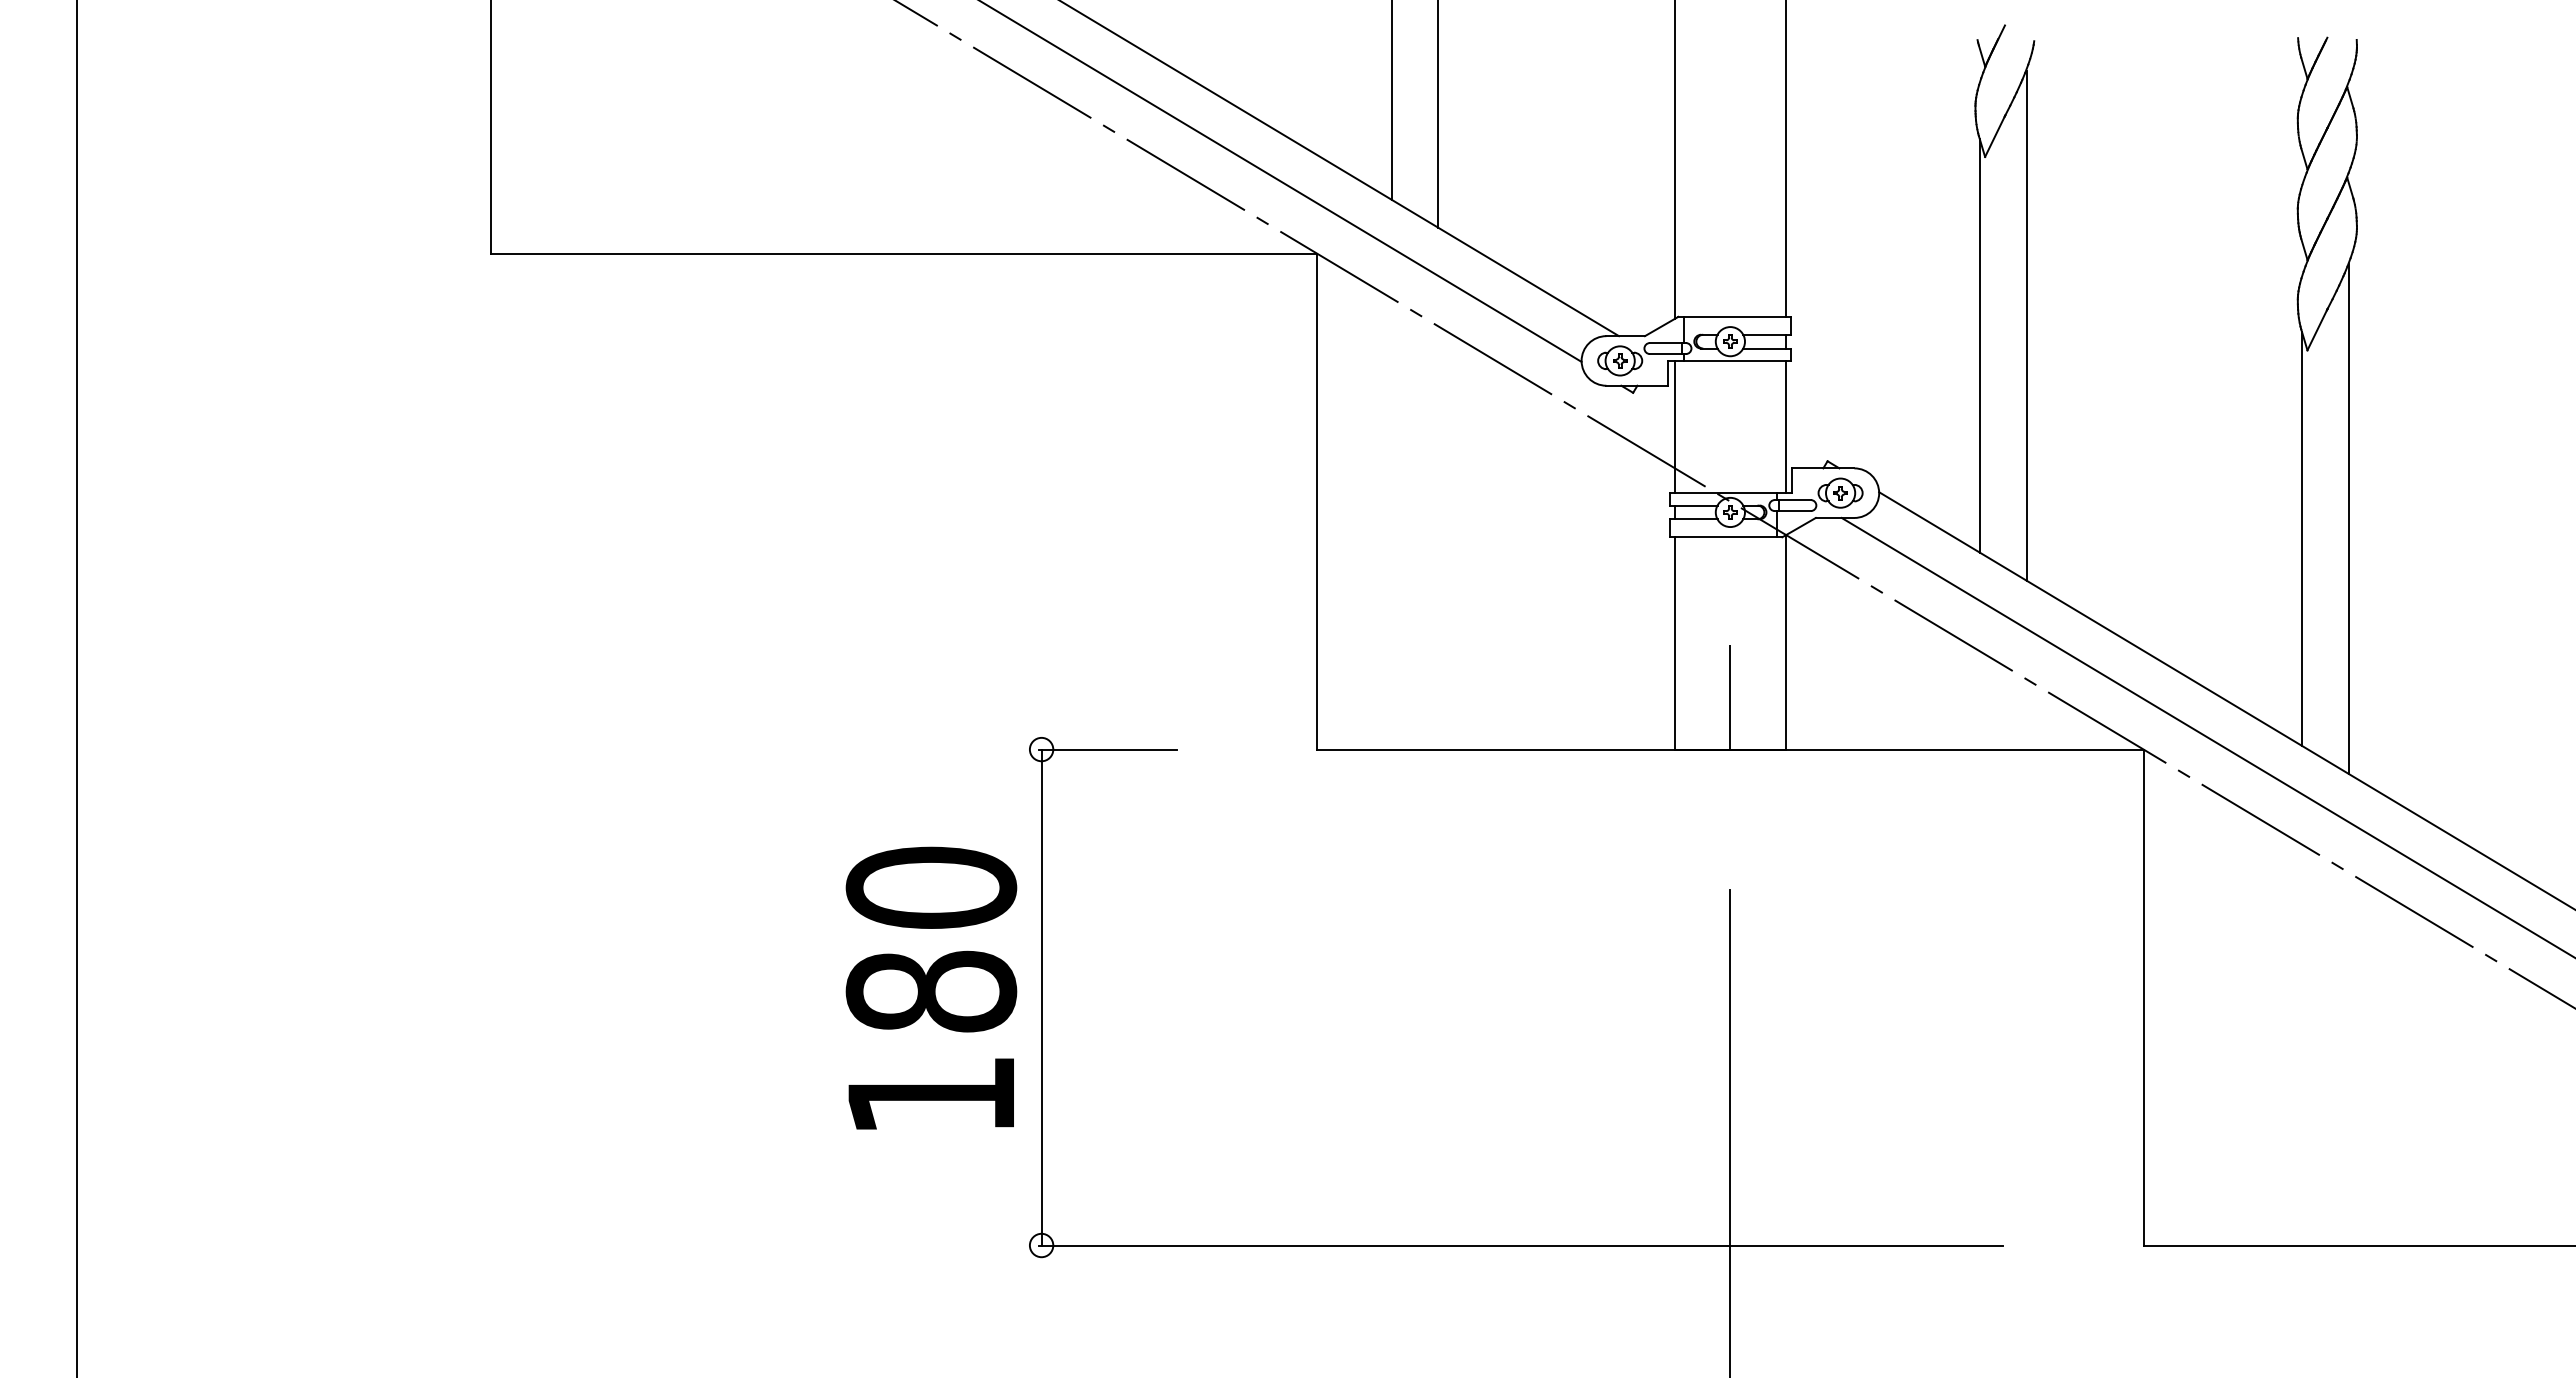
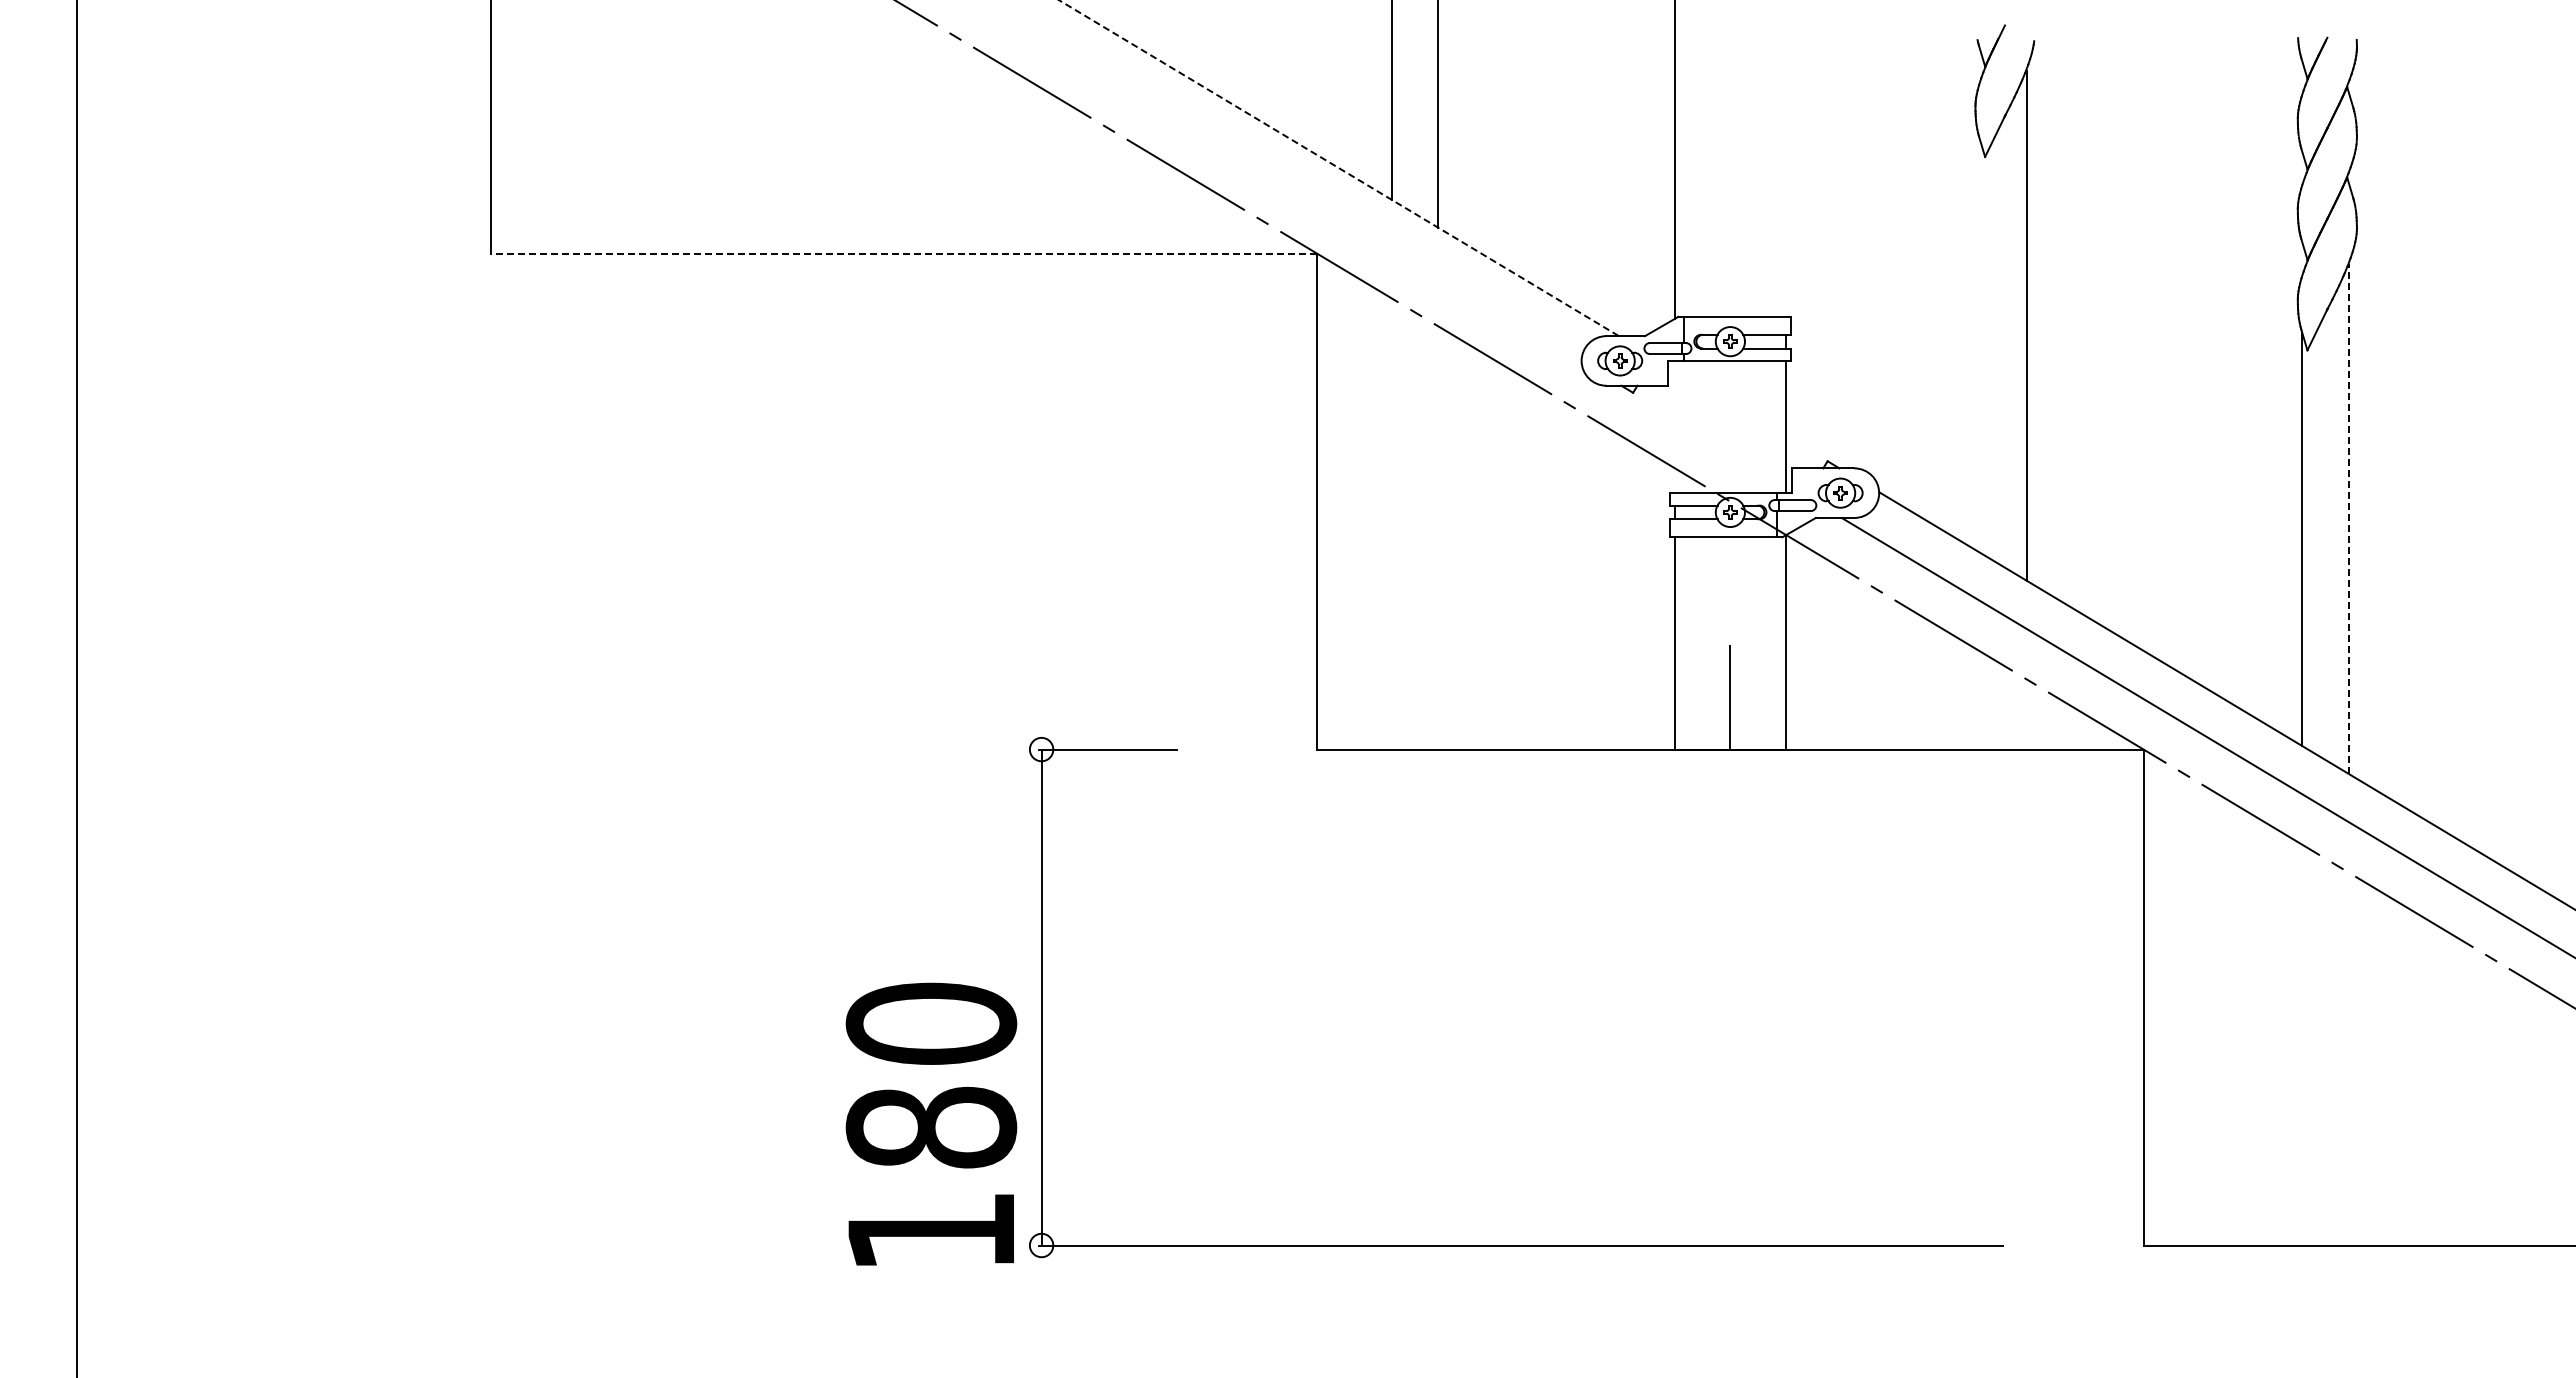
line: present -> none (1786, 159)
line: solid -> dashed (1339, 168)
line: present -> none (1281, 181)
line: solid -> dashed (903, 253)
line: present -> none (1979, 345)
line: present -> none (1674, 426)
line: solid -> dashed (2348, 519)
text position: (931, 987) -> (931, 1123) (931, 1123)
line: present -> none (1730, 1132)
